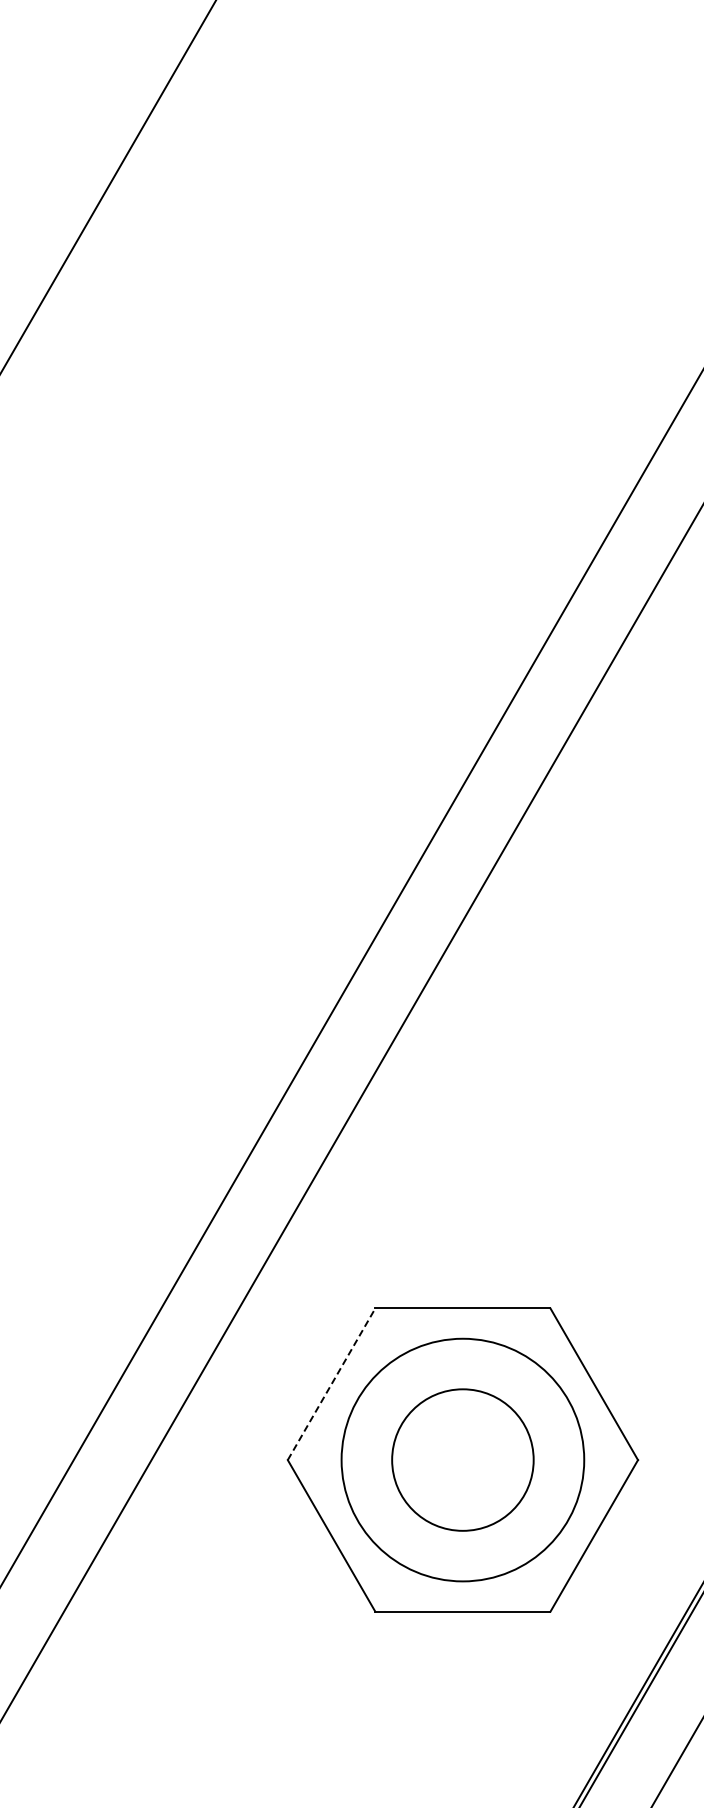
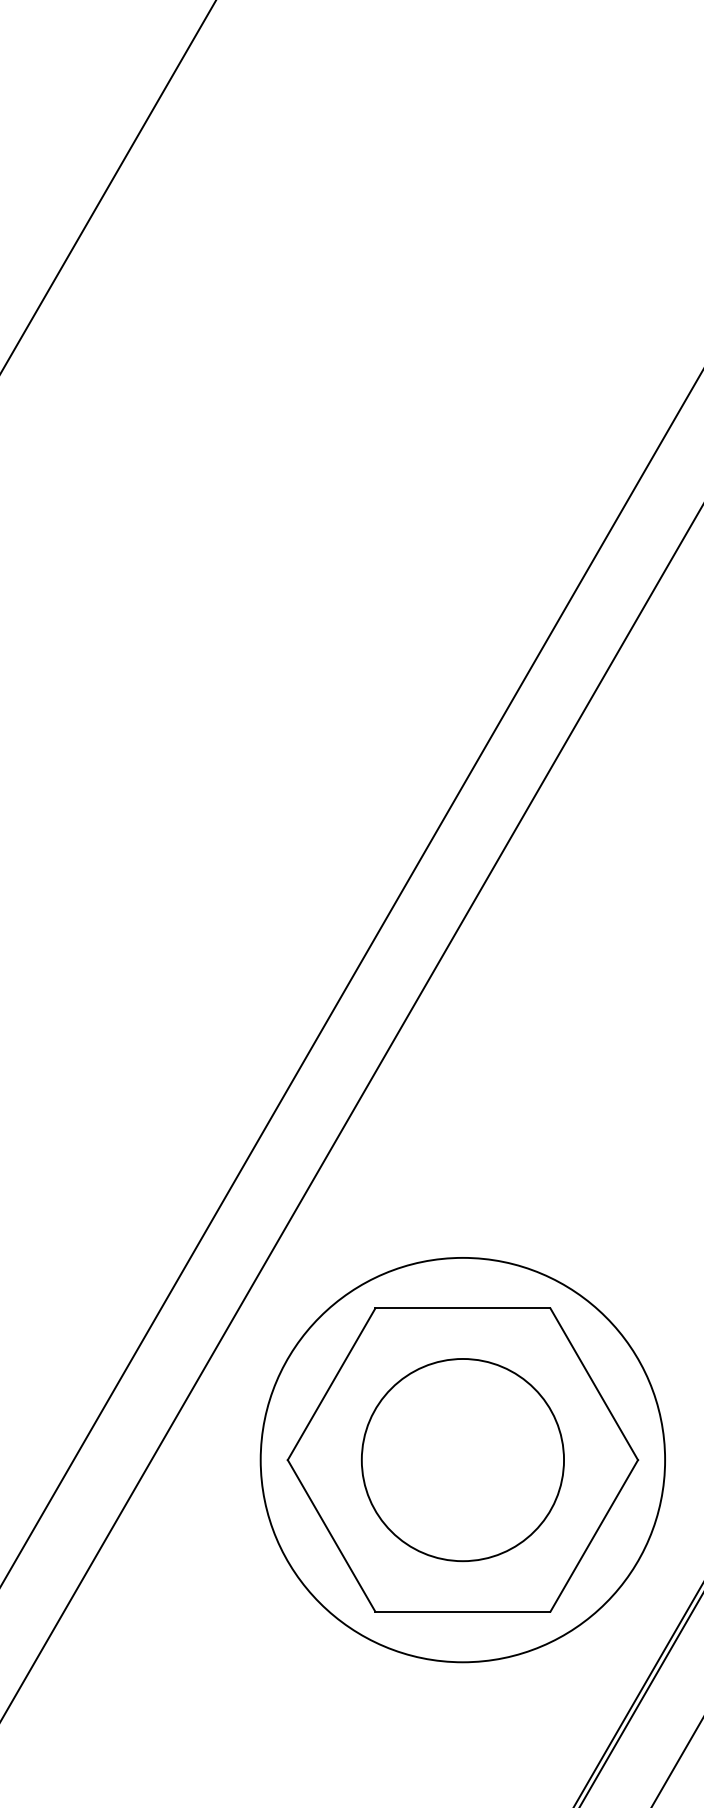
line: dashed -> solid (331, 1384)
circle diameter: 142 px -> 202 px (462, 1459)
circle diameter: 243 px -> 404 px (462, 1459)
